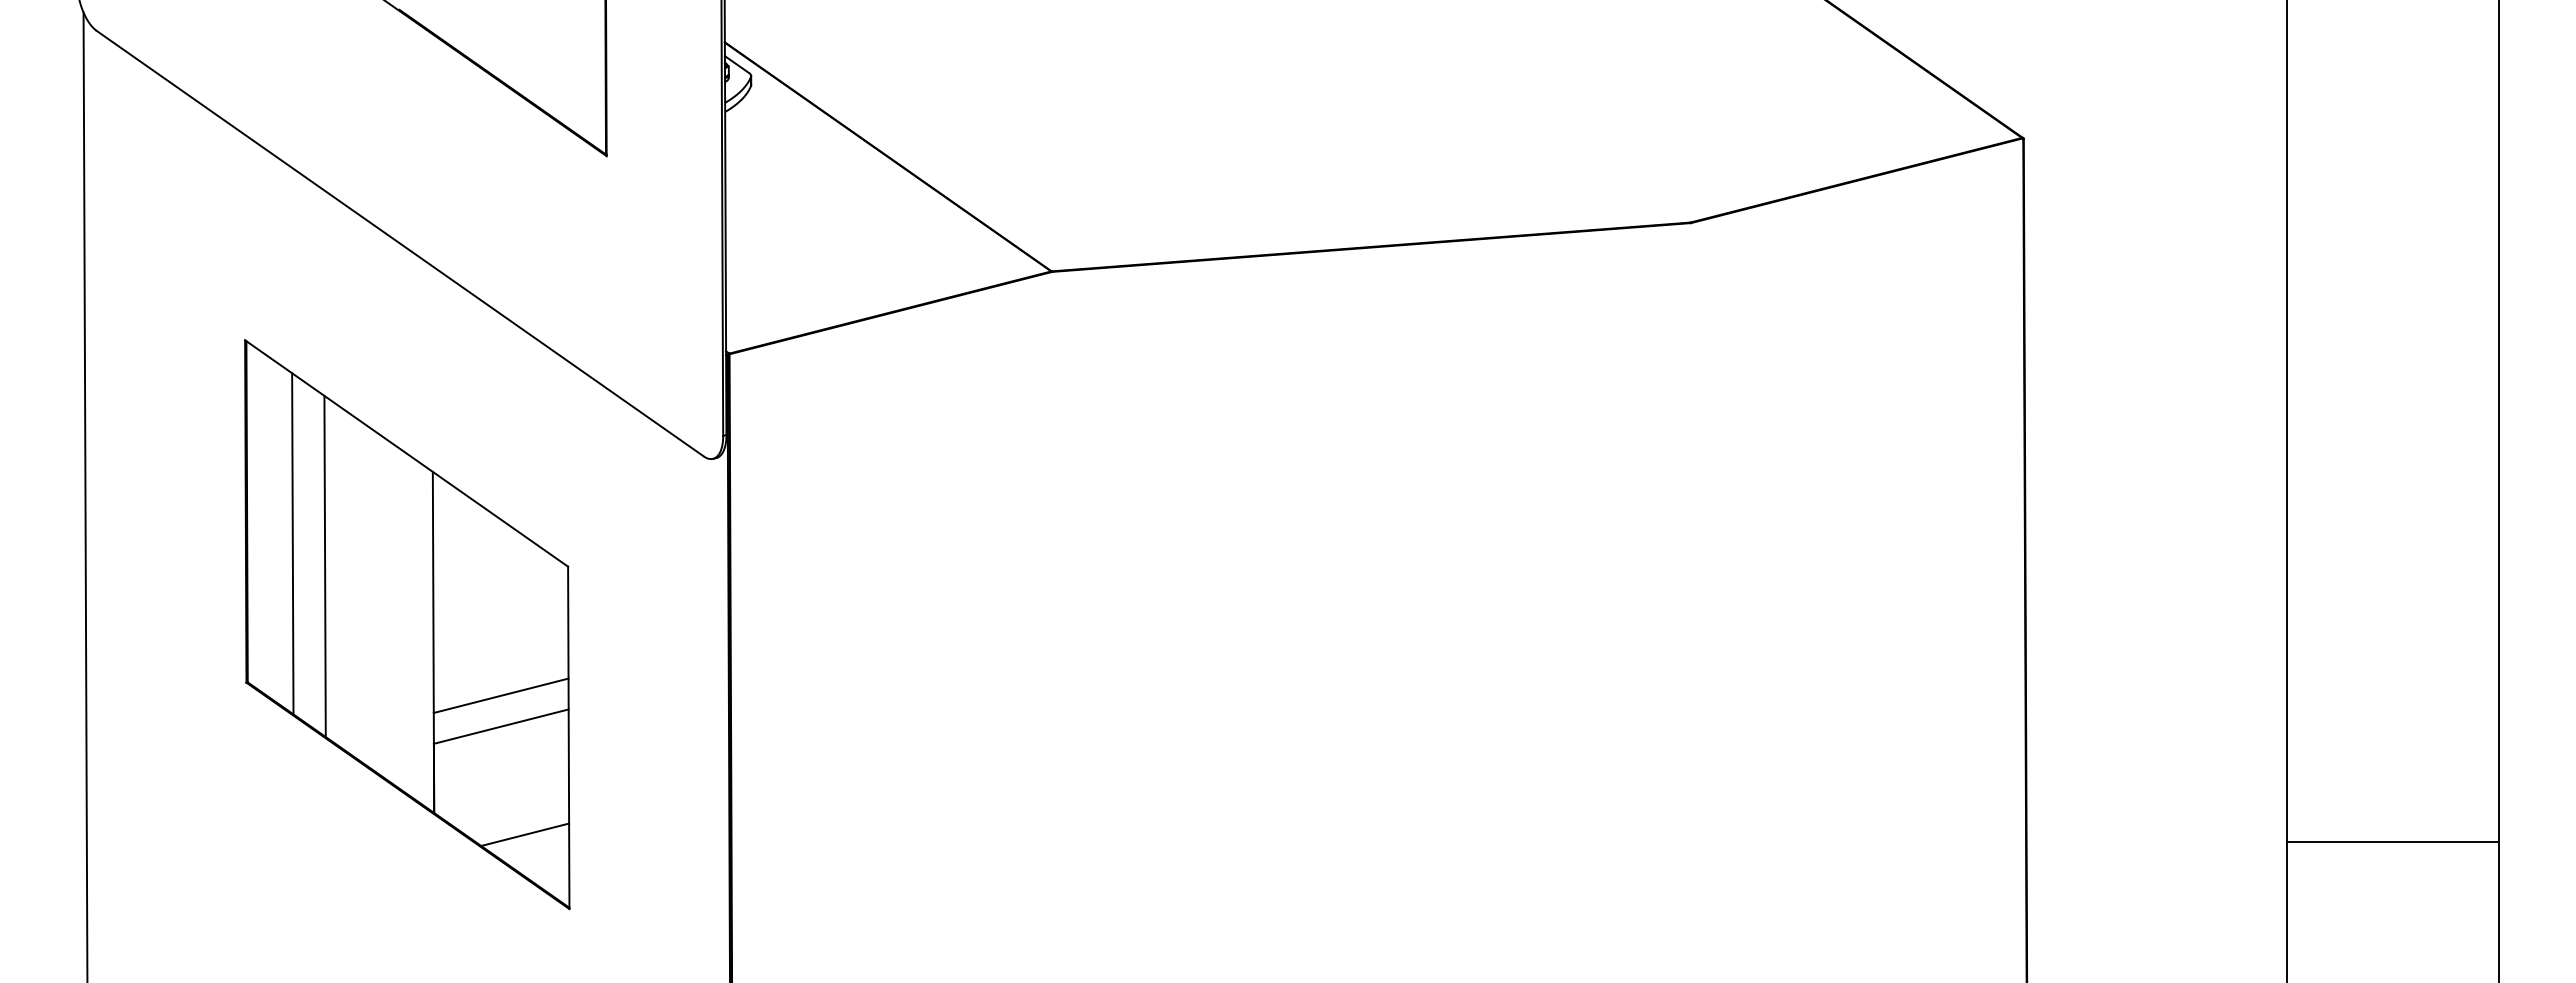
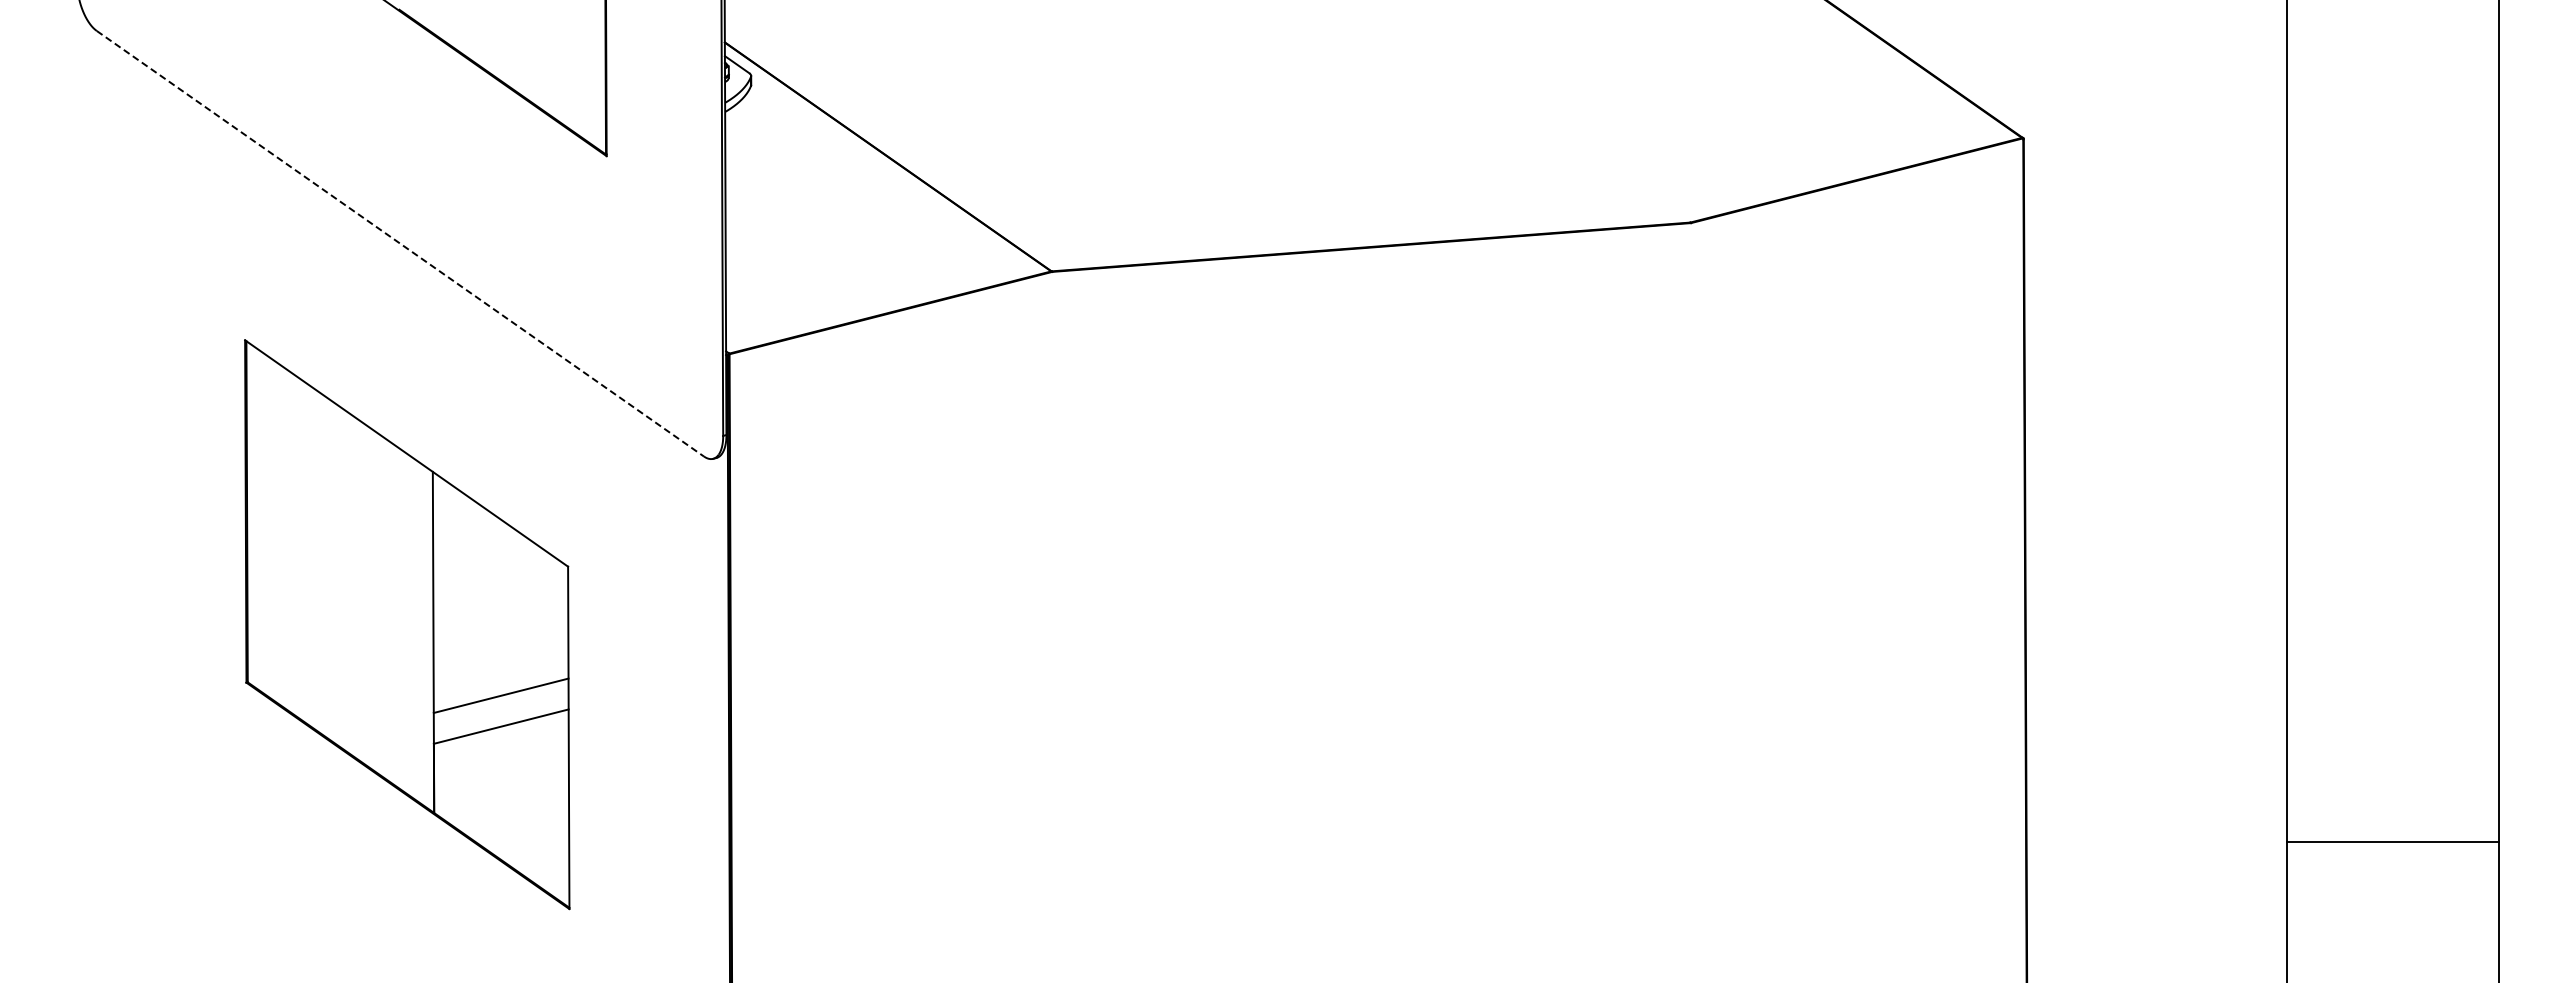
line: solid -> dashed (400, 243)
line: present -> none (85, 495)
line: present -> none (292, 543)
line: present -> none (324, 566)
line: present -> none (525, 834)
